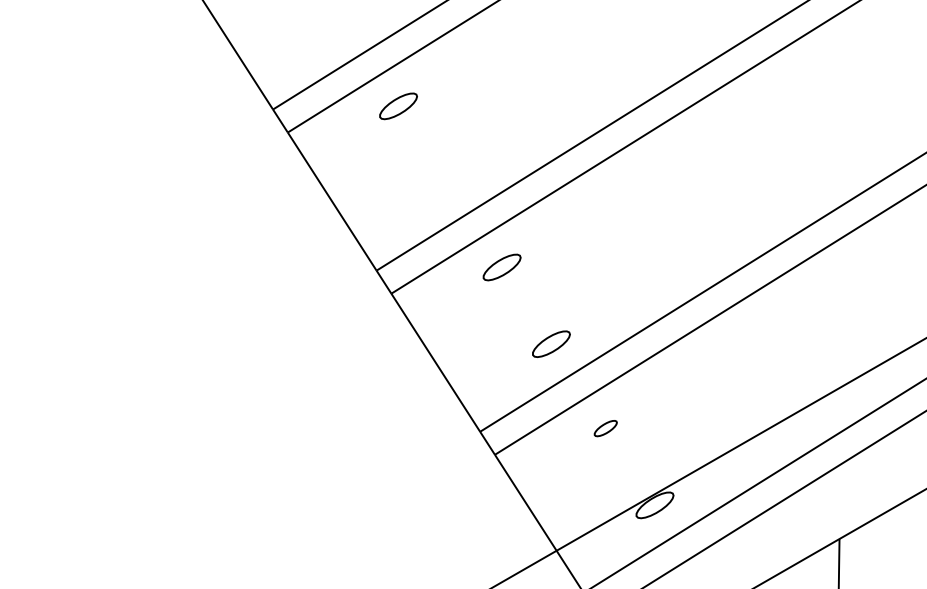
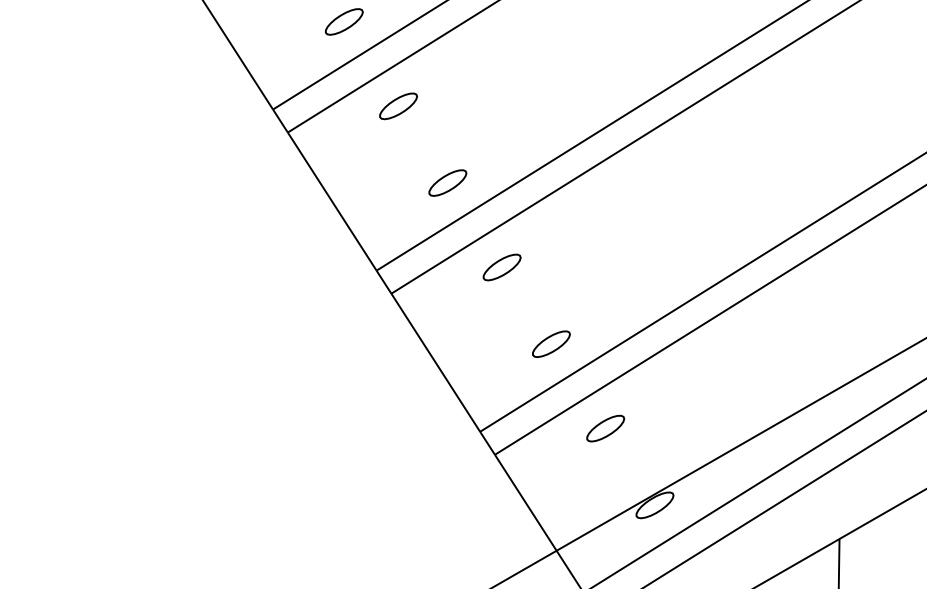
part: none -> present (344, 21)
part: none -> present (447, 182)
part size: 25x18 px -> 40x29 px (605, 428)
